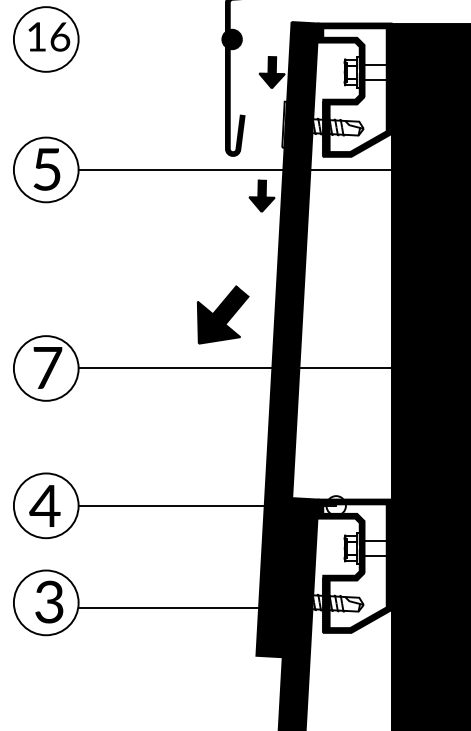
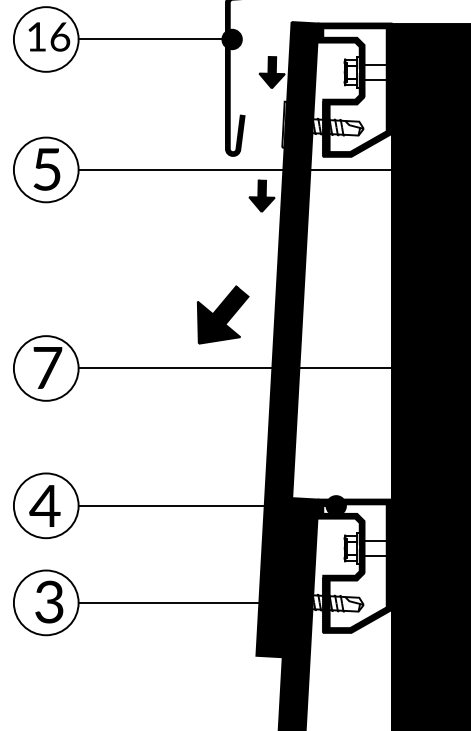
line: none -> present (150, 39)
fill: none -> present (335, 505)
line position: (183, 607) -> (183, 602) (183, 602)
